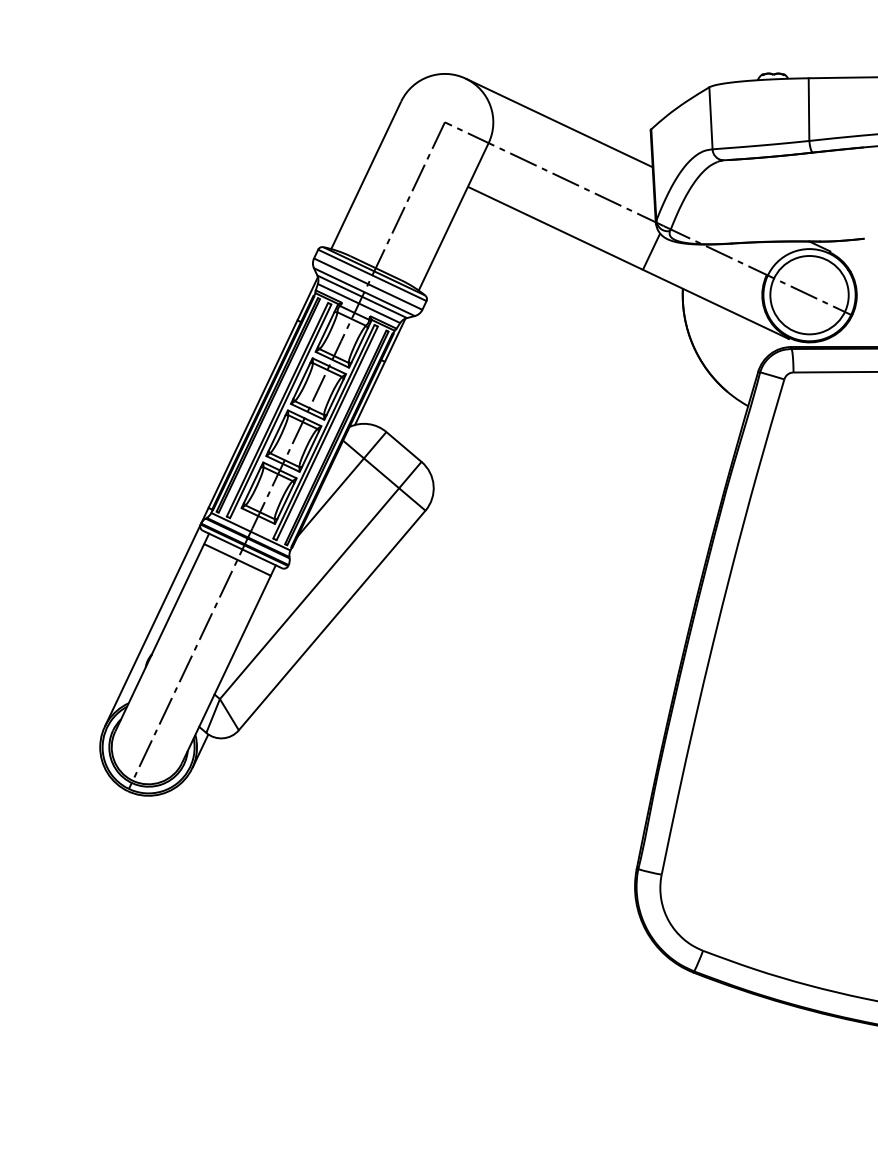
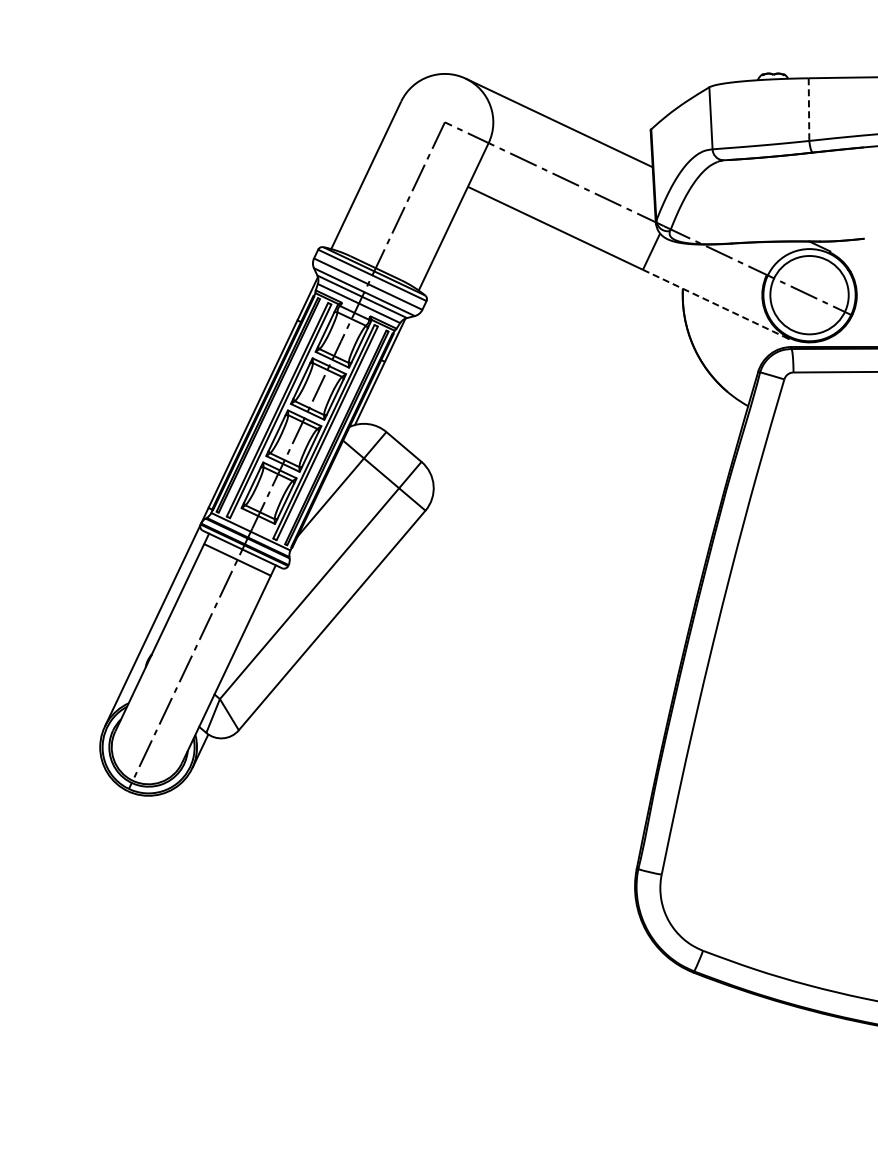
line: solid -> dashed (809, 110)
line: solid -> dashed (715, 304)
